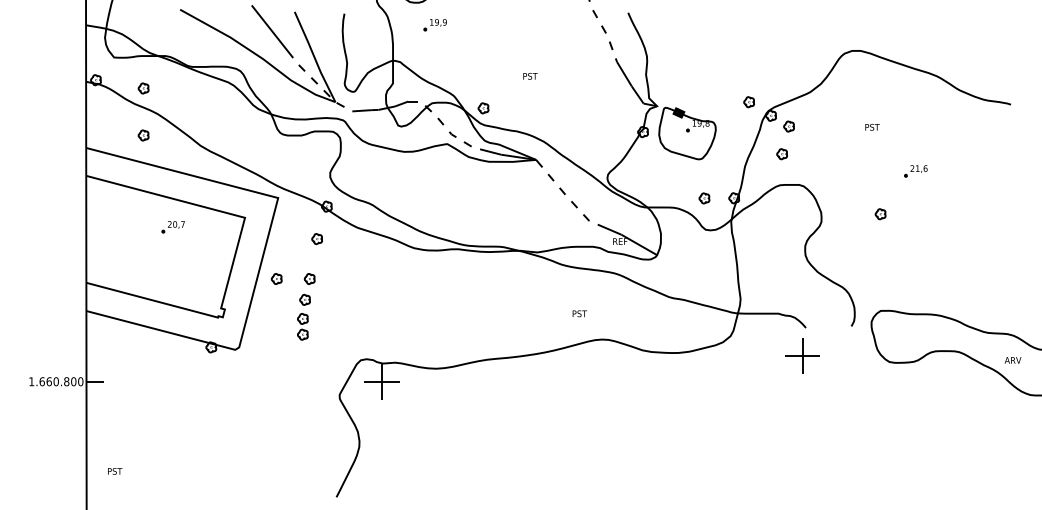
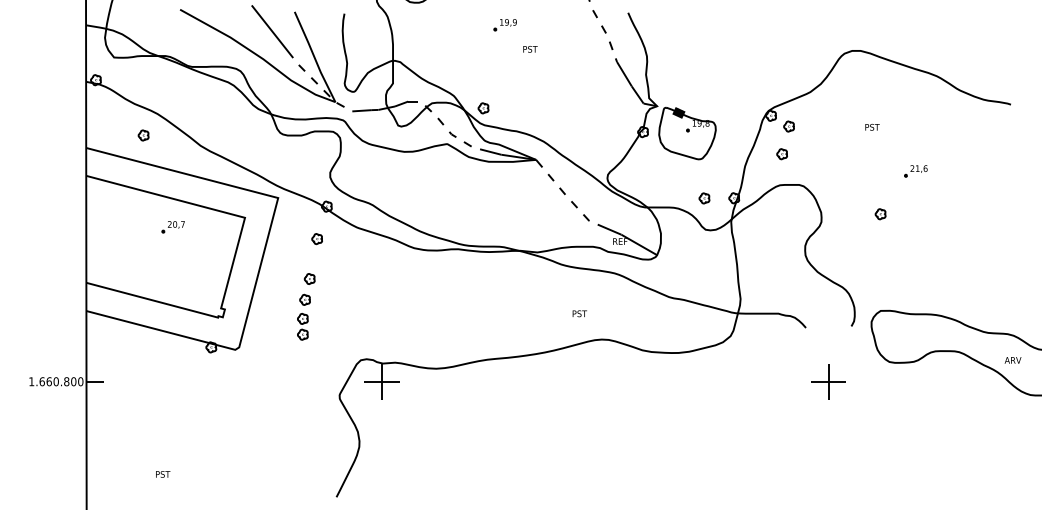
part position: (434, 25) -> (504, 25) (504, 25)
text position: (530, 76) -> (530, 49) (530, 49)
part: present -> none (143, 88)
part: present -> none (748, 102)
part: present -> none (276, 278)
part position: (802, 355) -> (828, 381) (828, 381)
text position: (115, 471) -> (163, 474) (163, 474)
